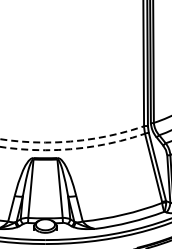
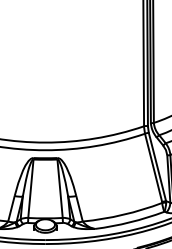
arc: dashed -> solid (72, 141)
arc: dashed -> solid (72, 149)
